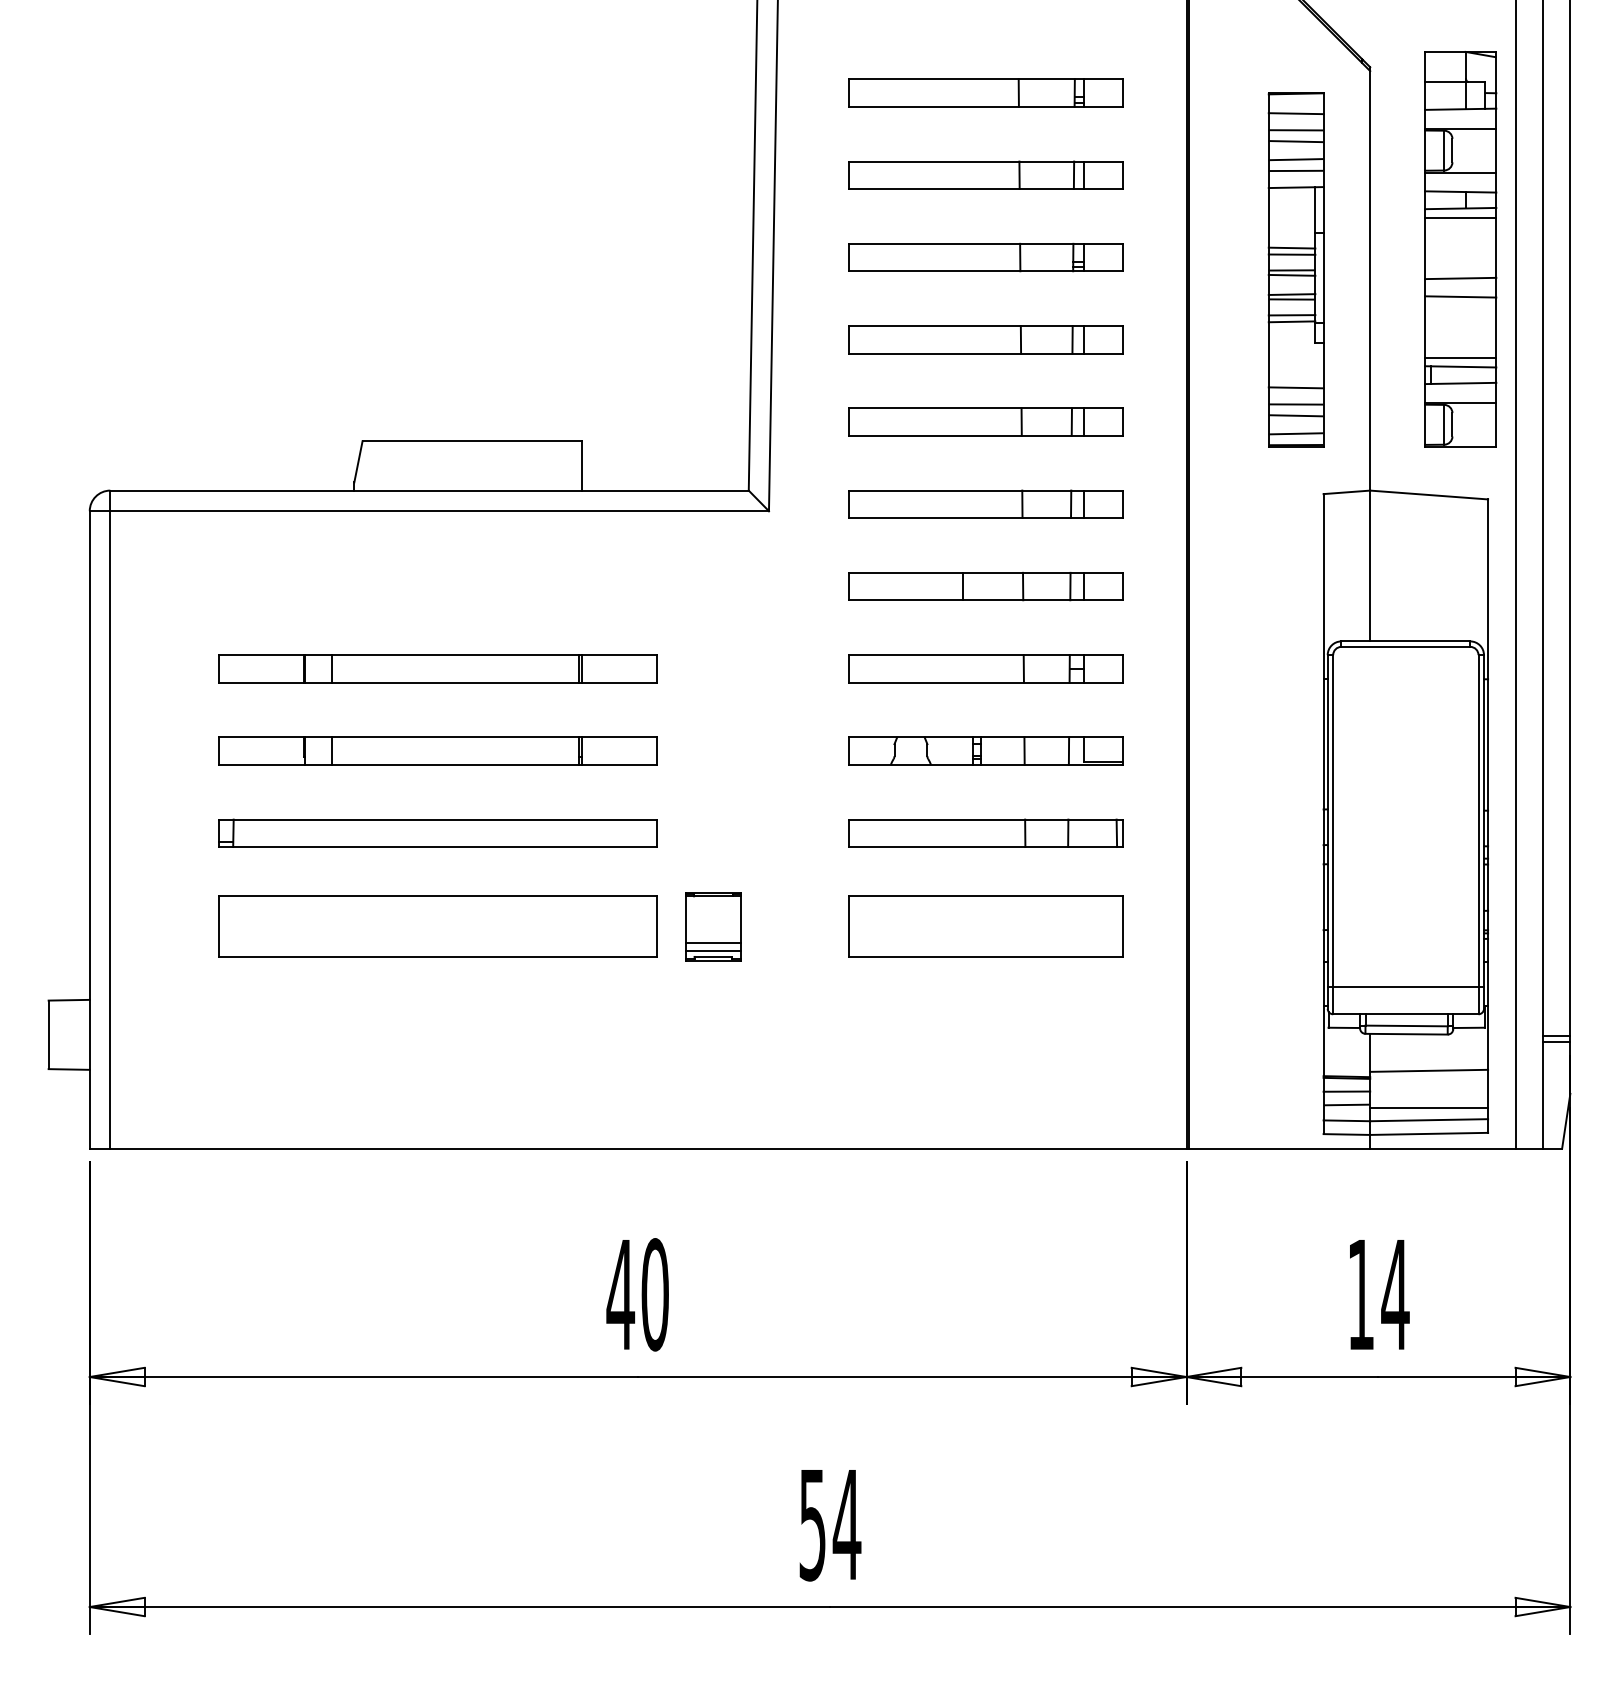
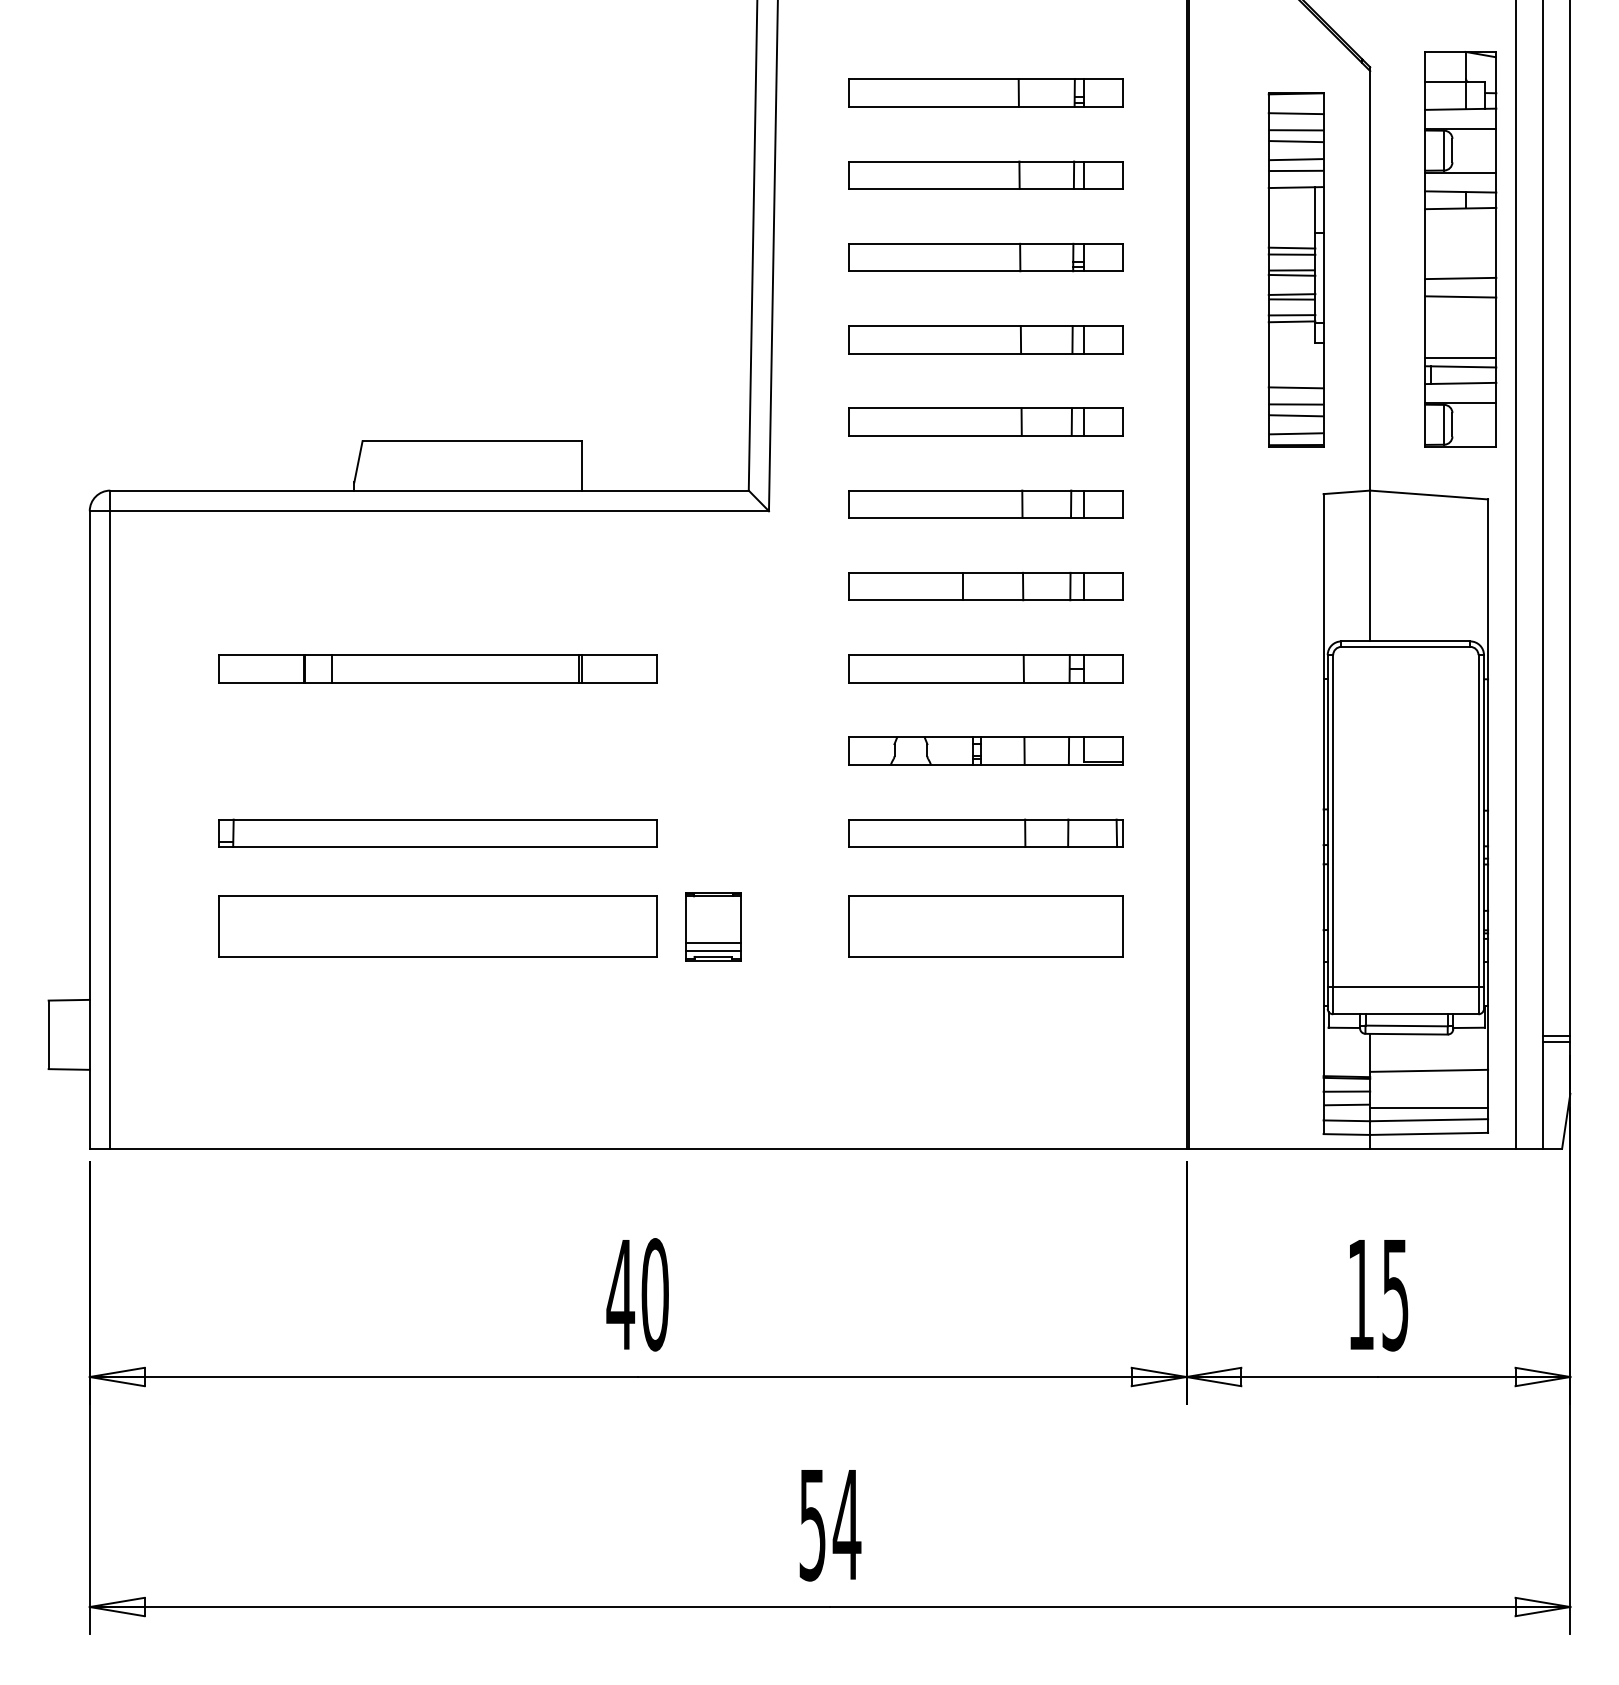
line: present -> none (1460, 217)
part: present -> none (437, 750)
text: 14 -> 15 (1395, 1295)
